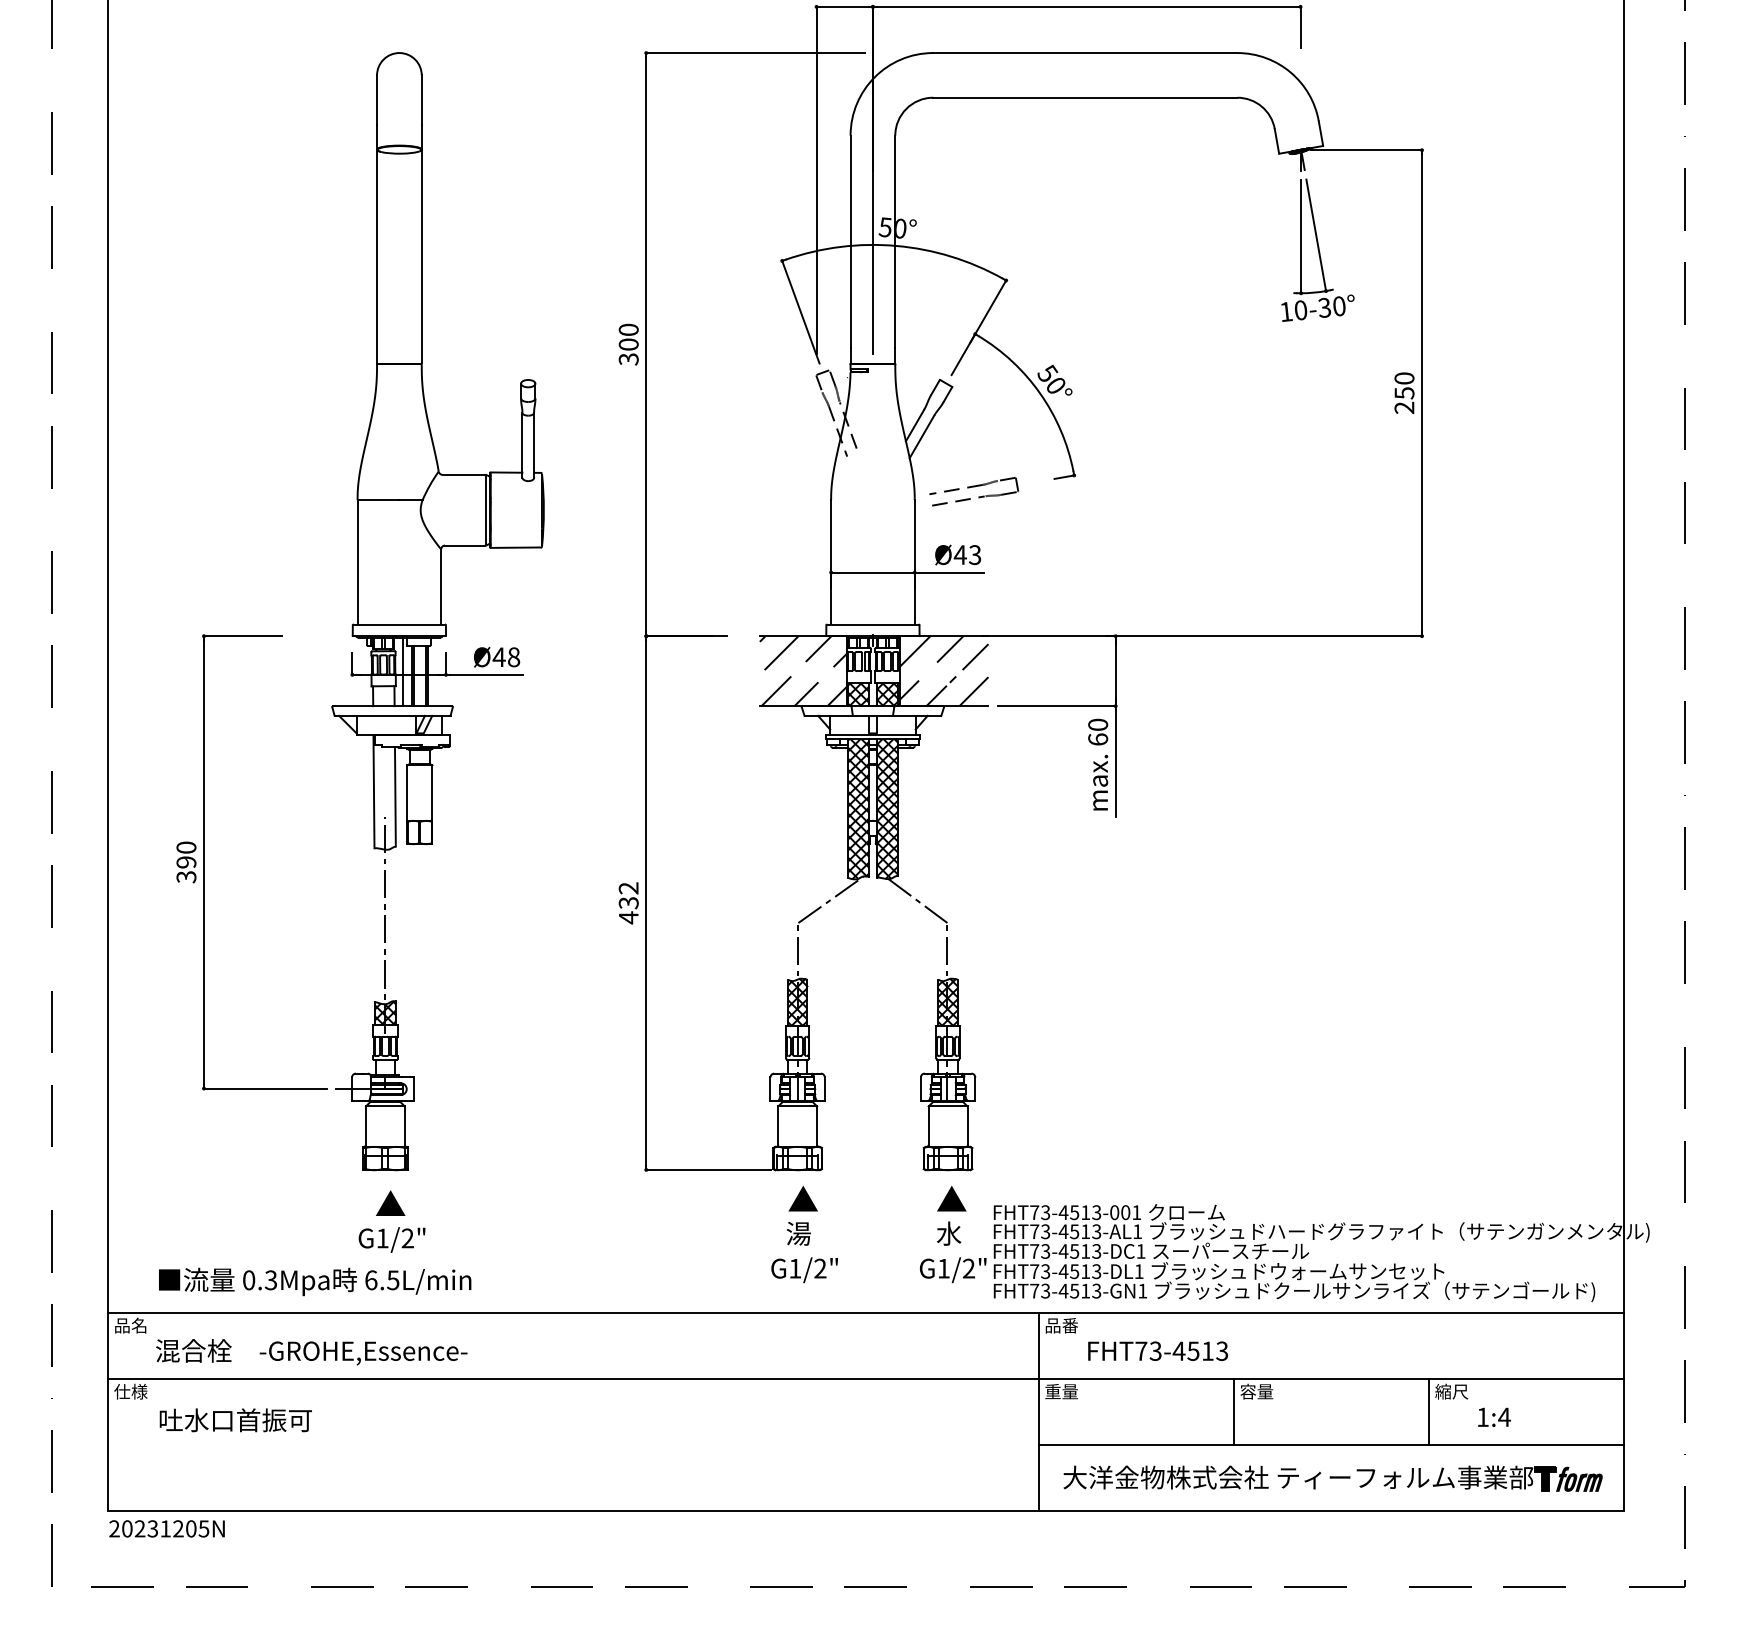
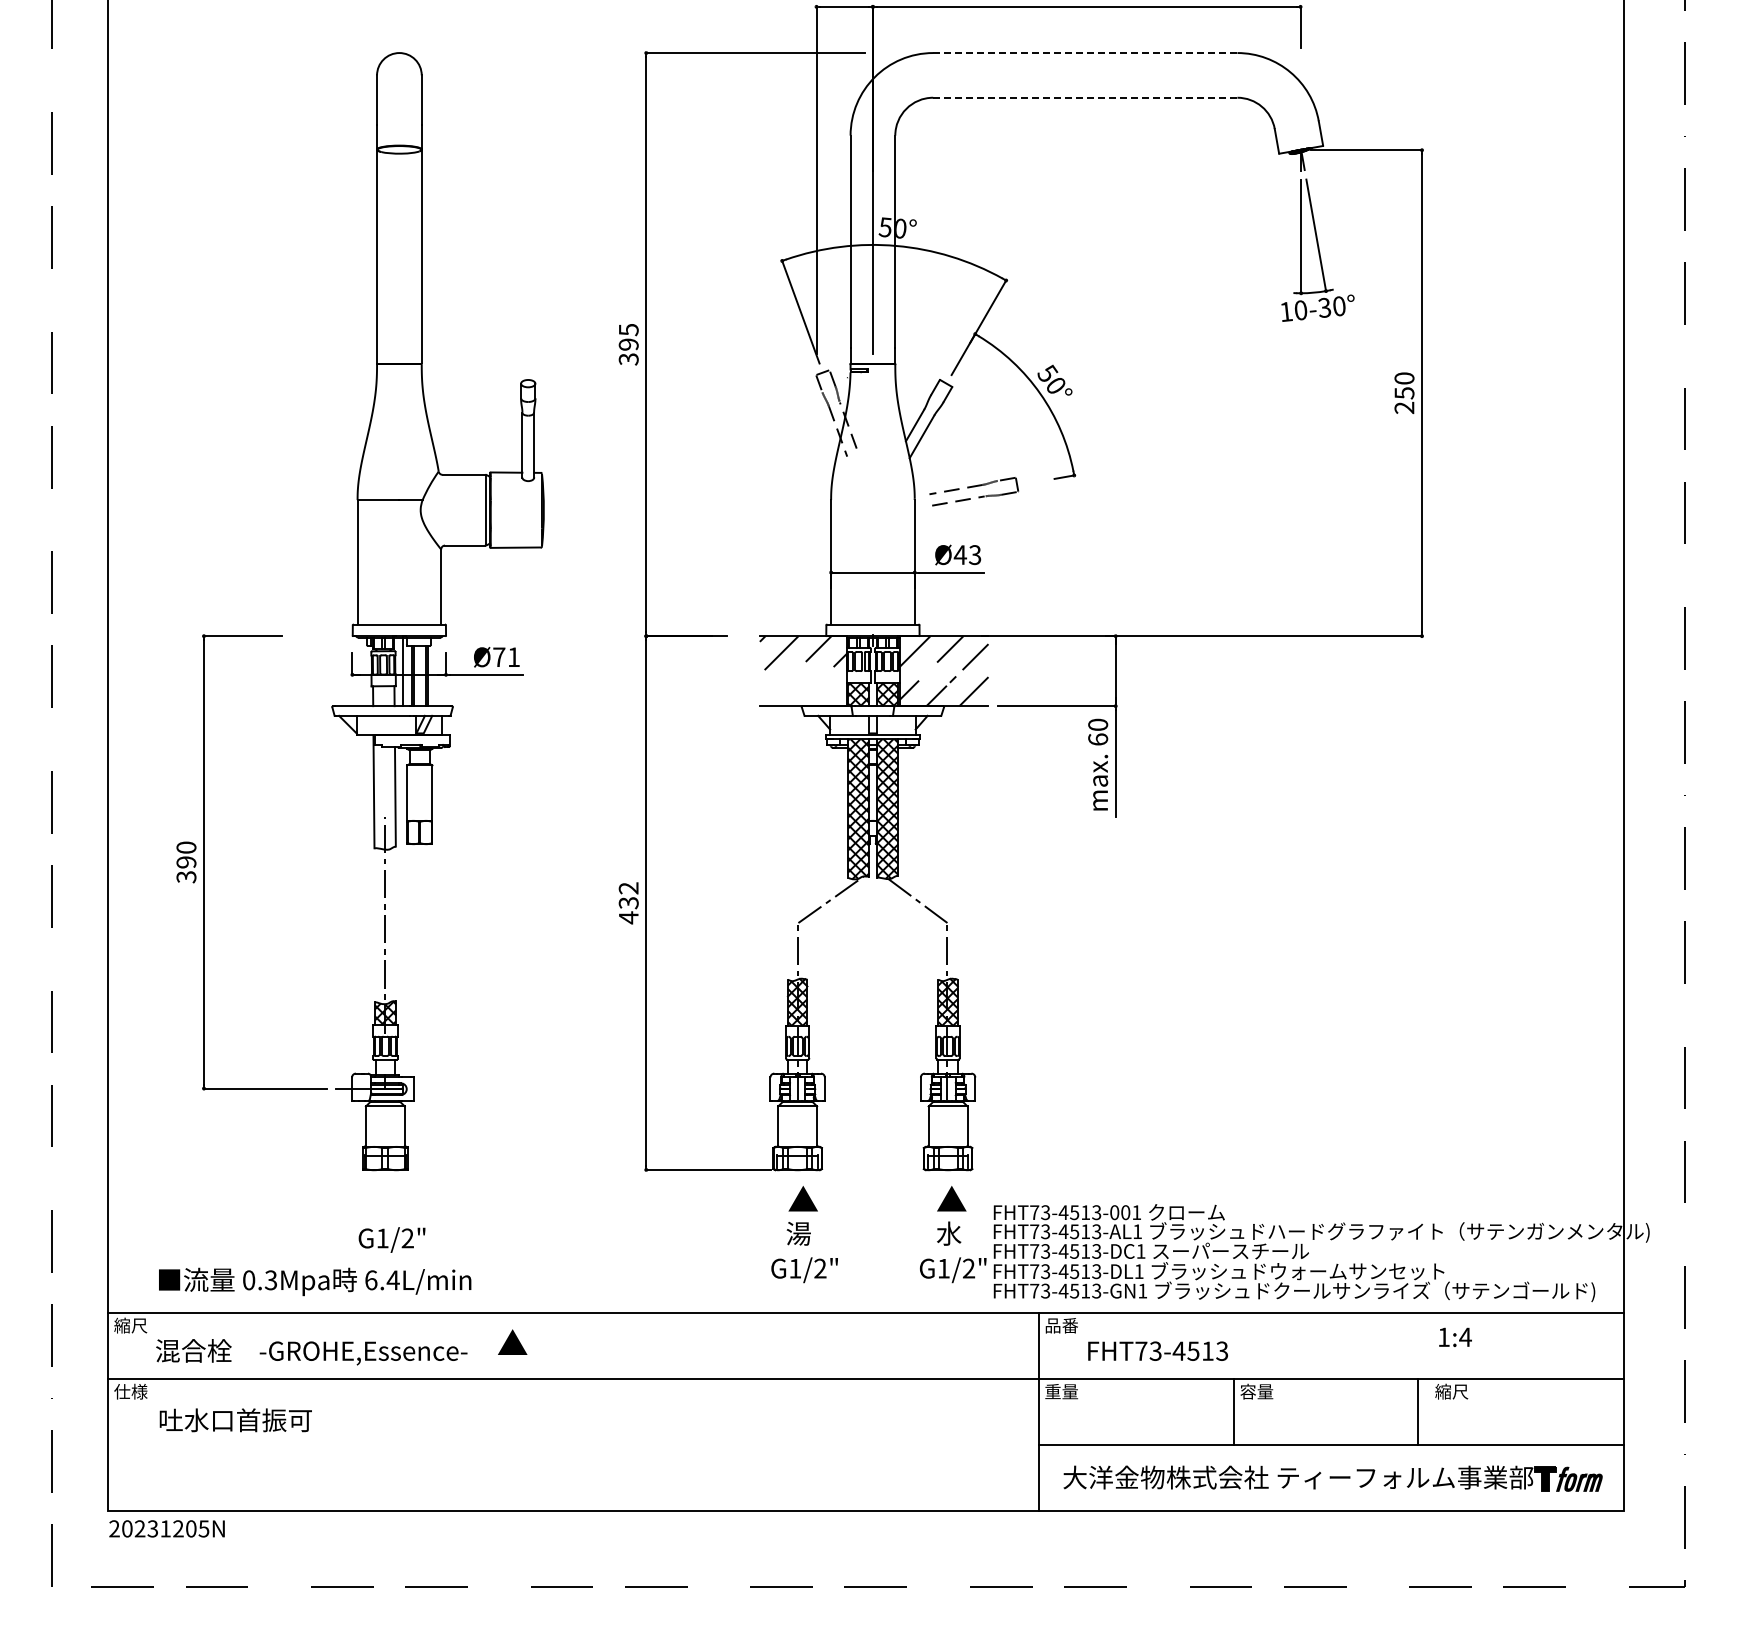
line: solid -> dashed (1084, 53)
line: solid -> dashed (1085, 97)
text: 300 -> 395 (628, 336)
text: Ø48 -> Ø71 (506, 657)
hatch: present -> none (803, 691)
text position: (390, 1202) -> (512, 1341) (512, 1341)
text: 6.5L/min -> 6.4L/min (392, 1280)
text: 品名 -> 縮尺 (130, 1325)
line position: (1429, 1412) -> (1418, 1412) (1418, 1412)
text position: (1494, 1416) -> (1455, 1336) (1455, 1336)
